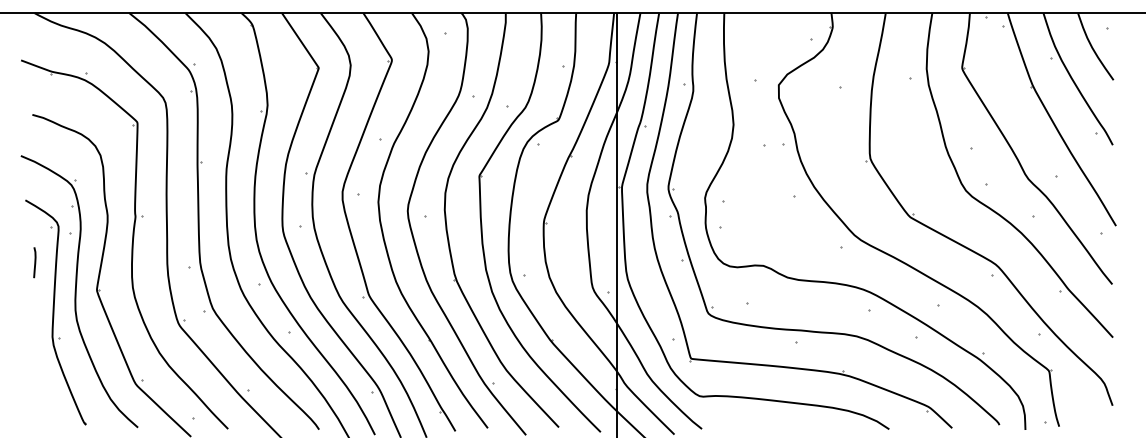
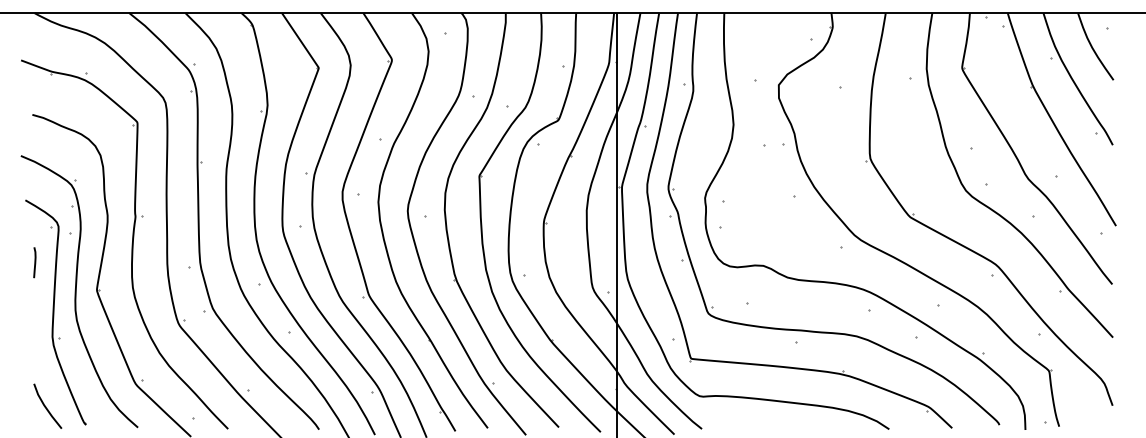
line: none -> present (46, 406)
